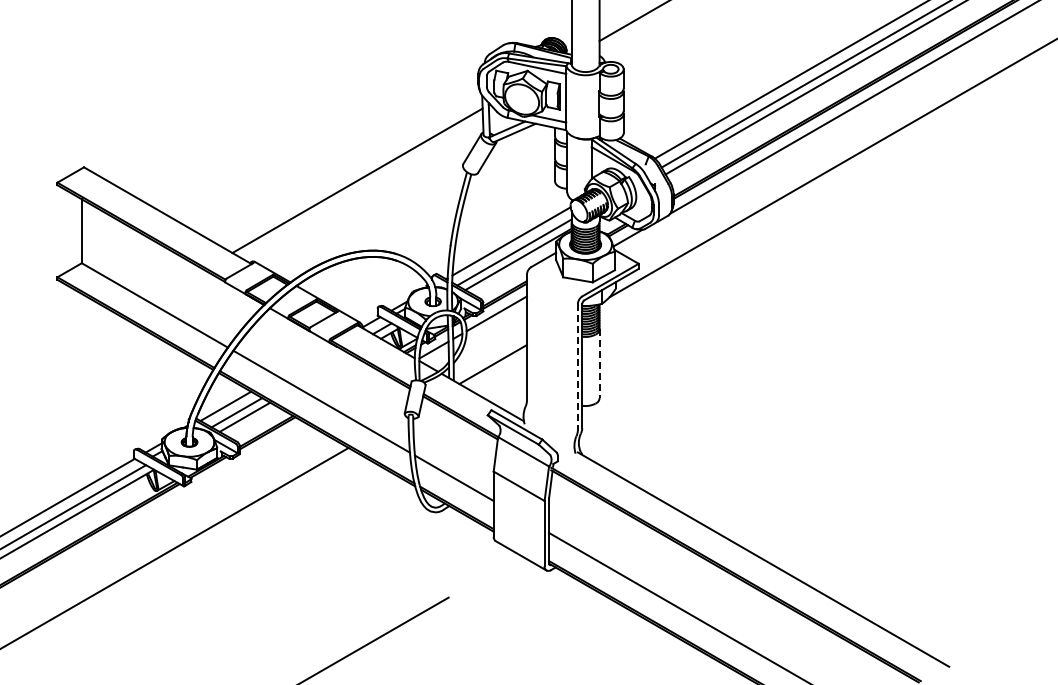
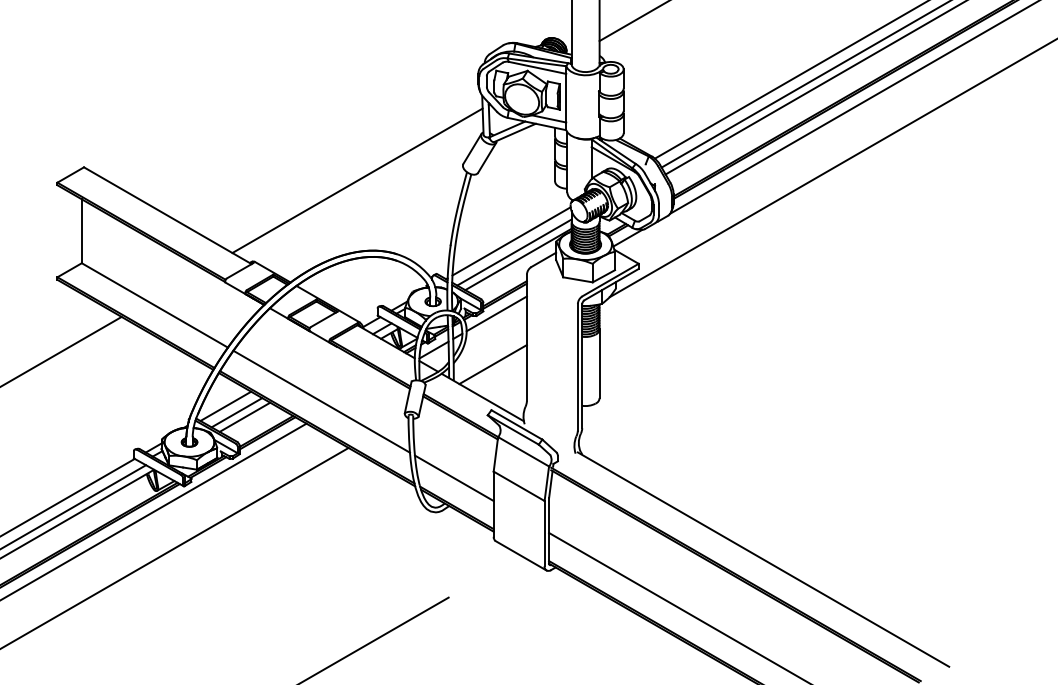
line: none -> present (61, 350)
line: dashed -> solid (599, 363)
line: dashed -> solid (577, 367)
line: none -> present (154, 511)
